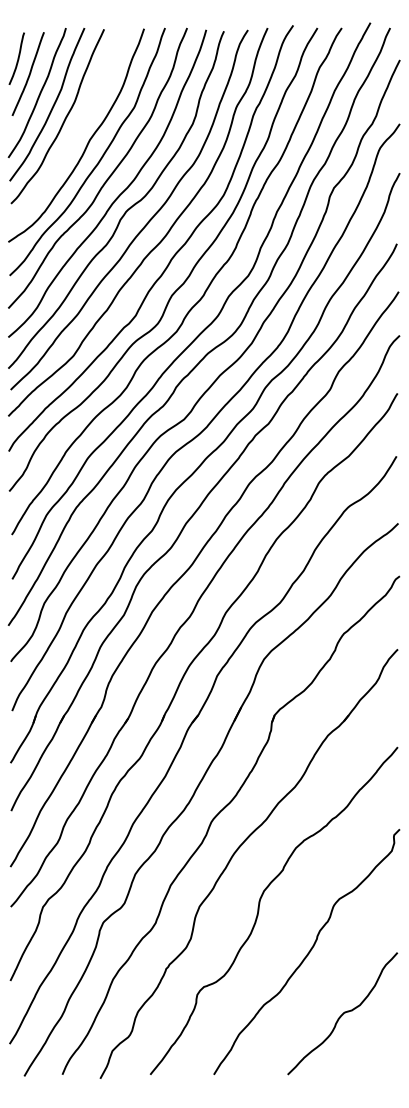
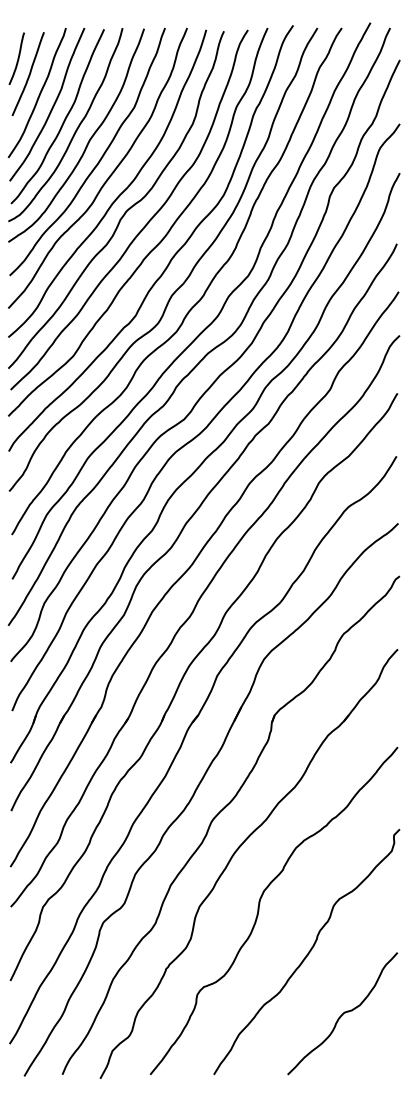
curve: none -> present (74, 131)
